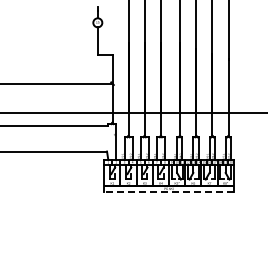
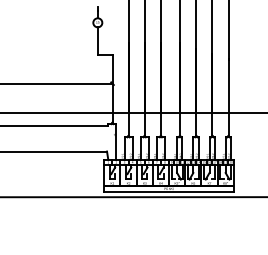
line: dashed -> solid (169, 191)
line: none -> present (133, 197)
